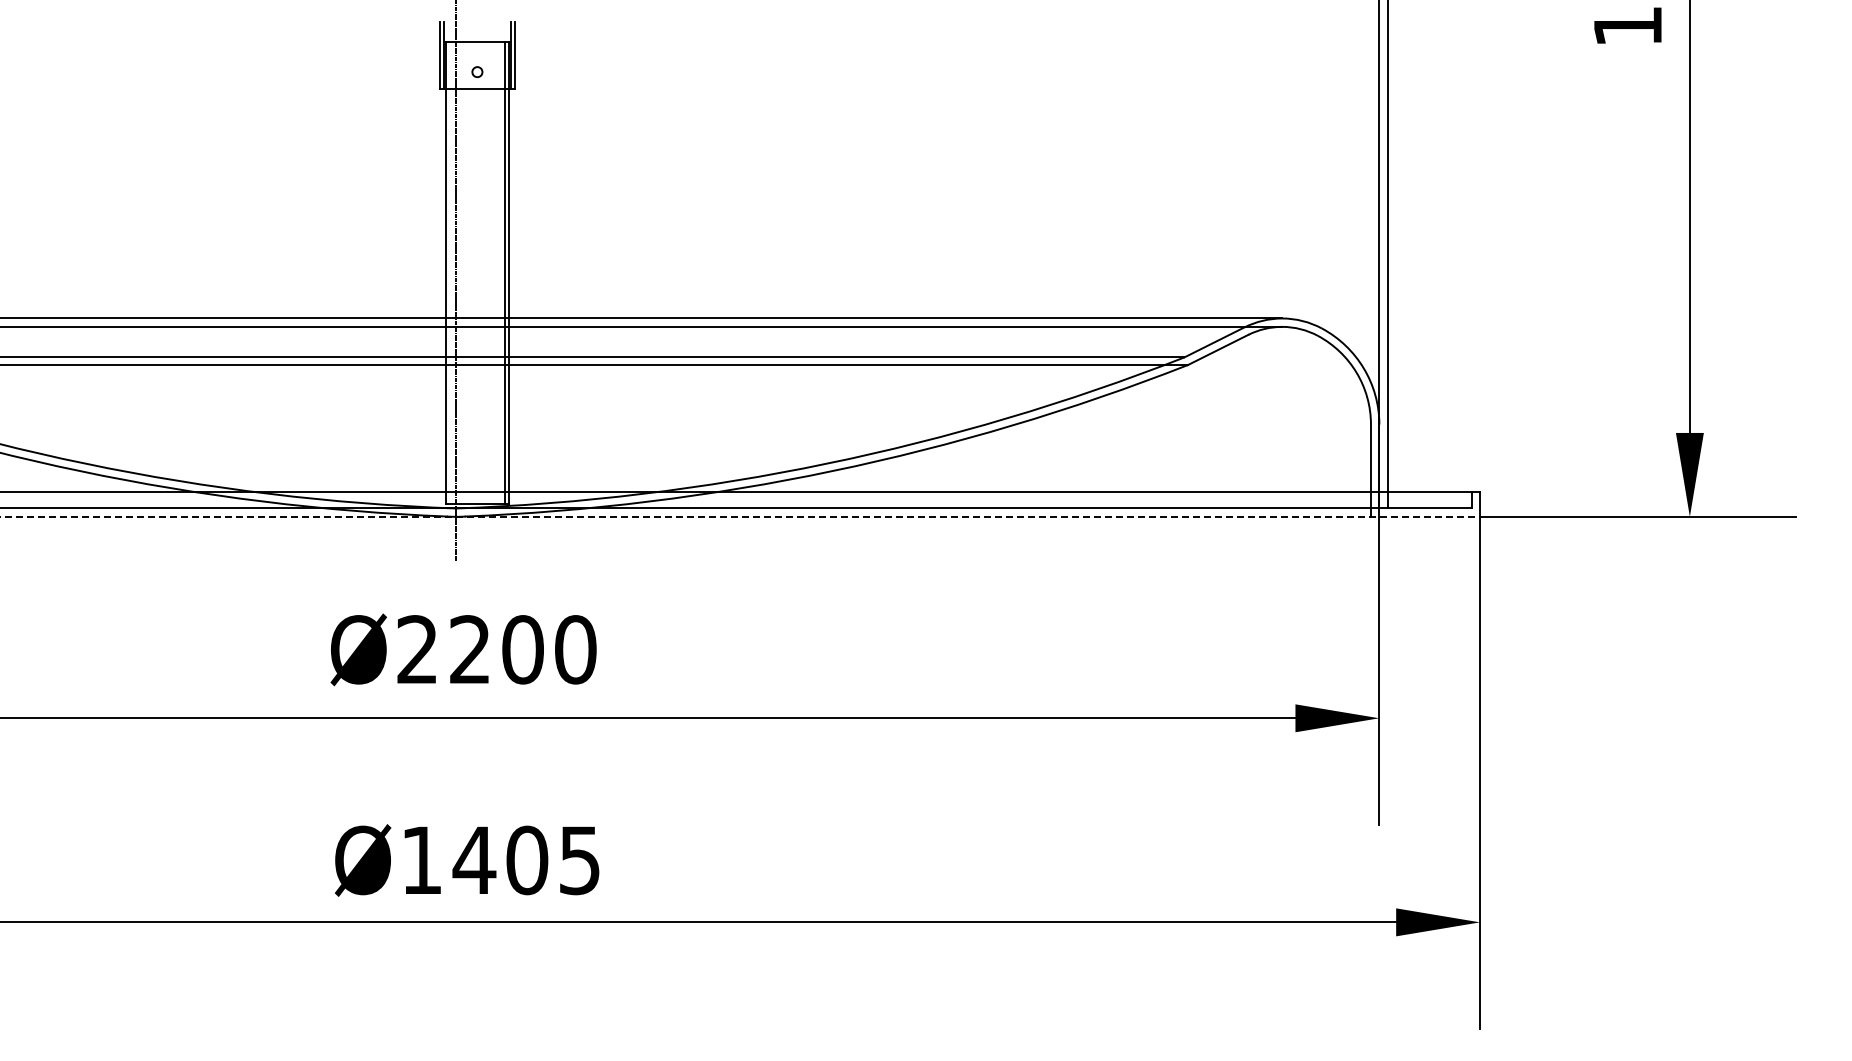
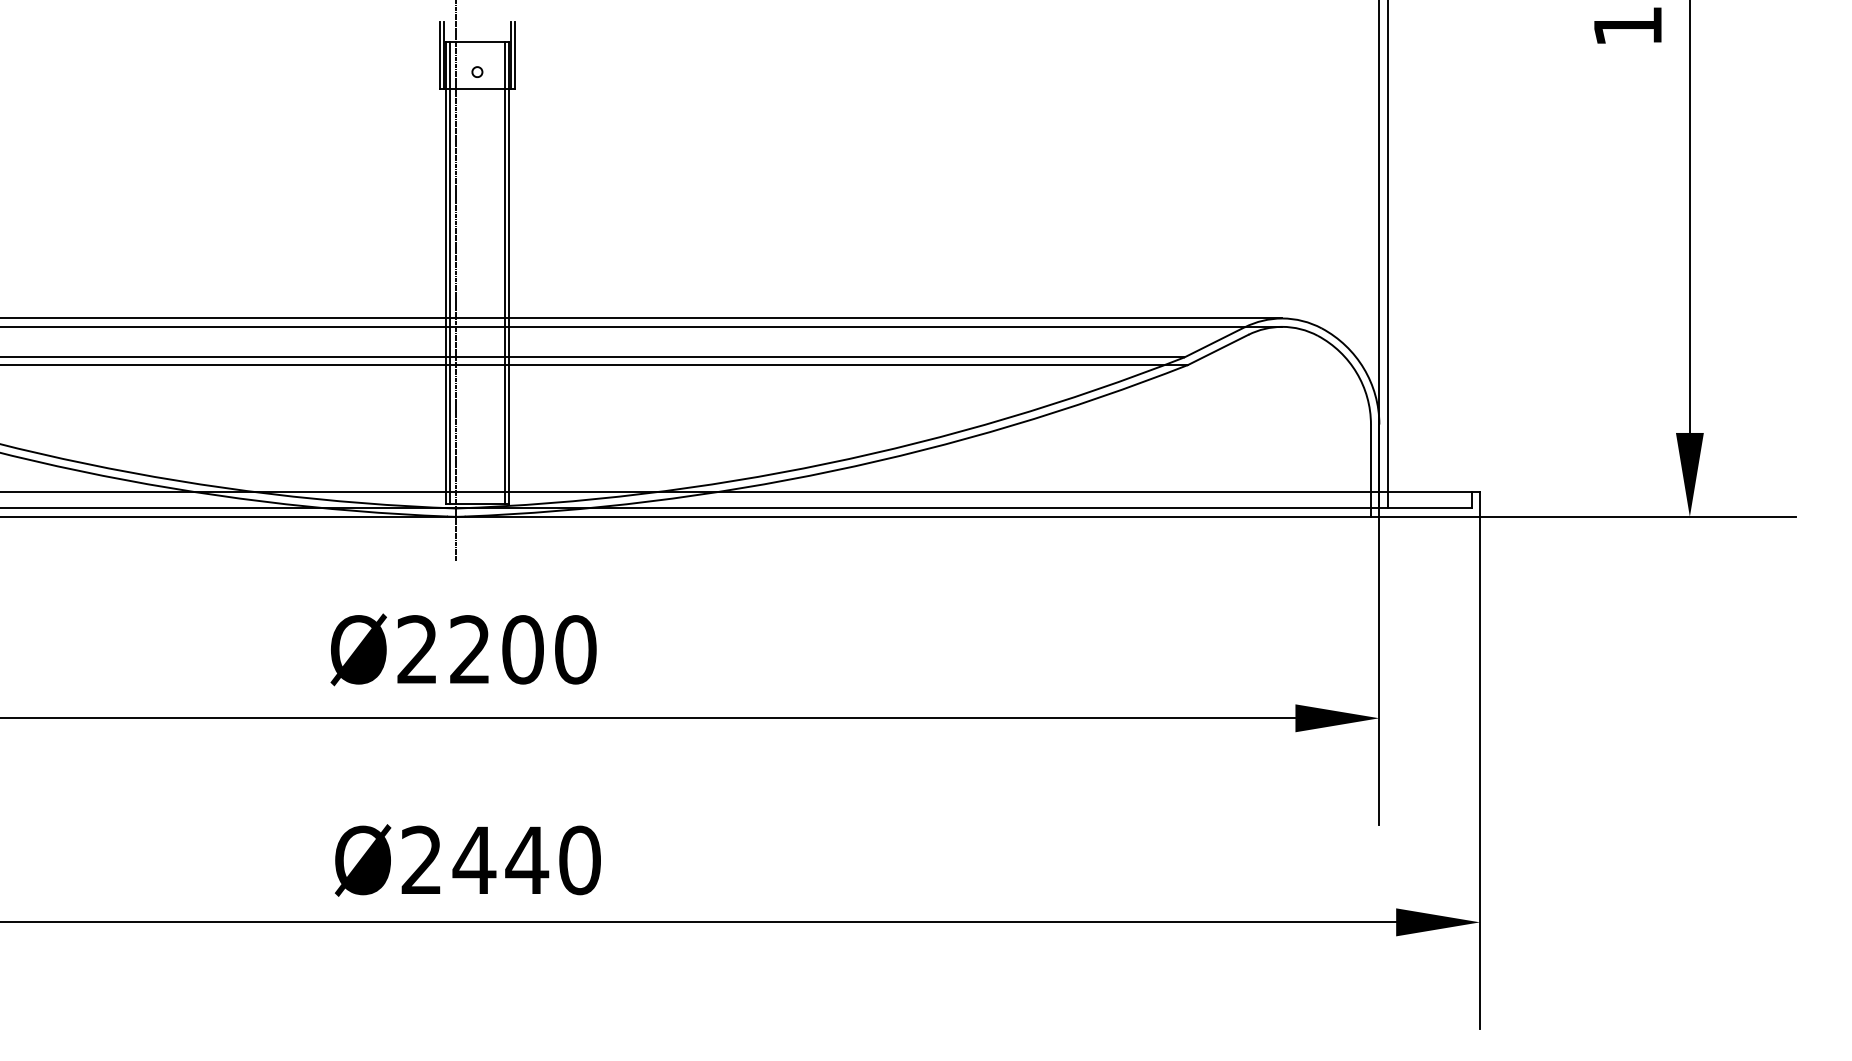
line: none -> present (449, 272)
line: dashed -> solid (740, 516)
text: Ø1405 -> Ø2440 (500, 860)
